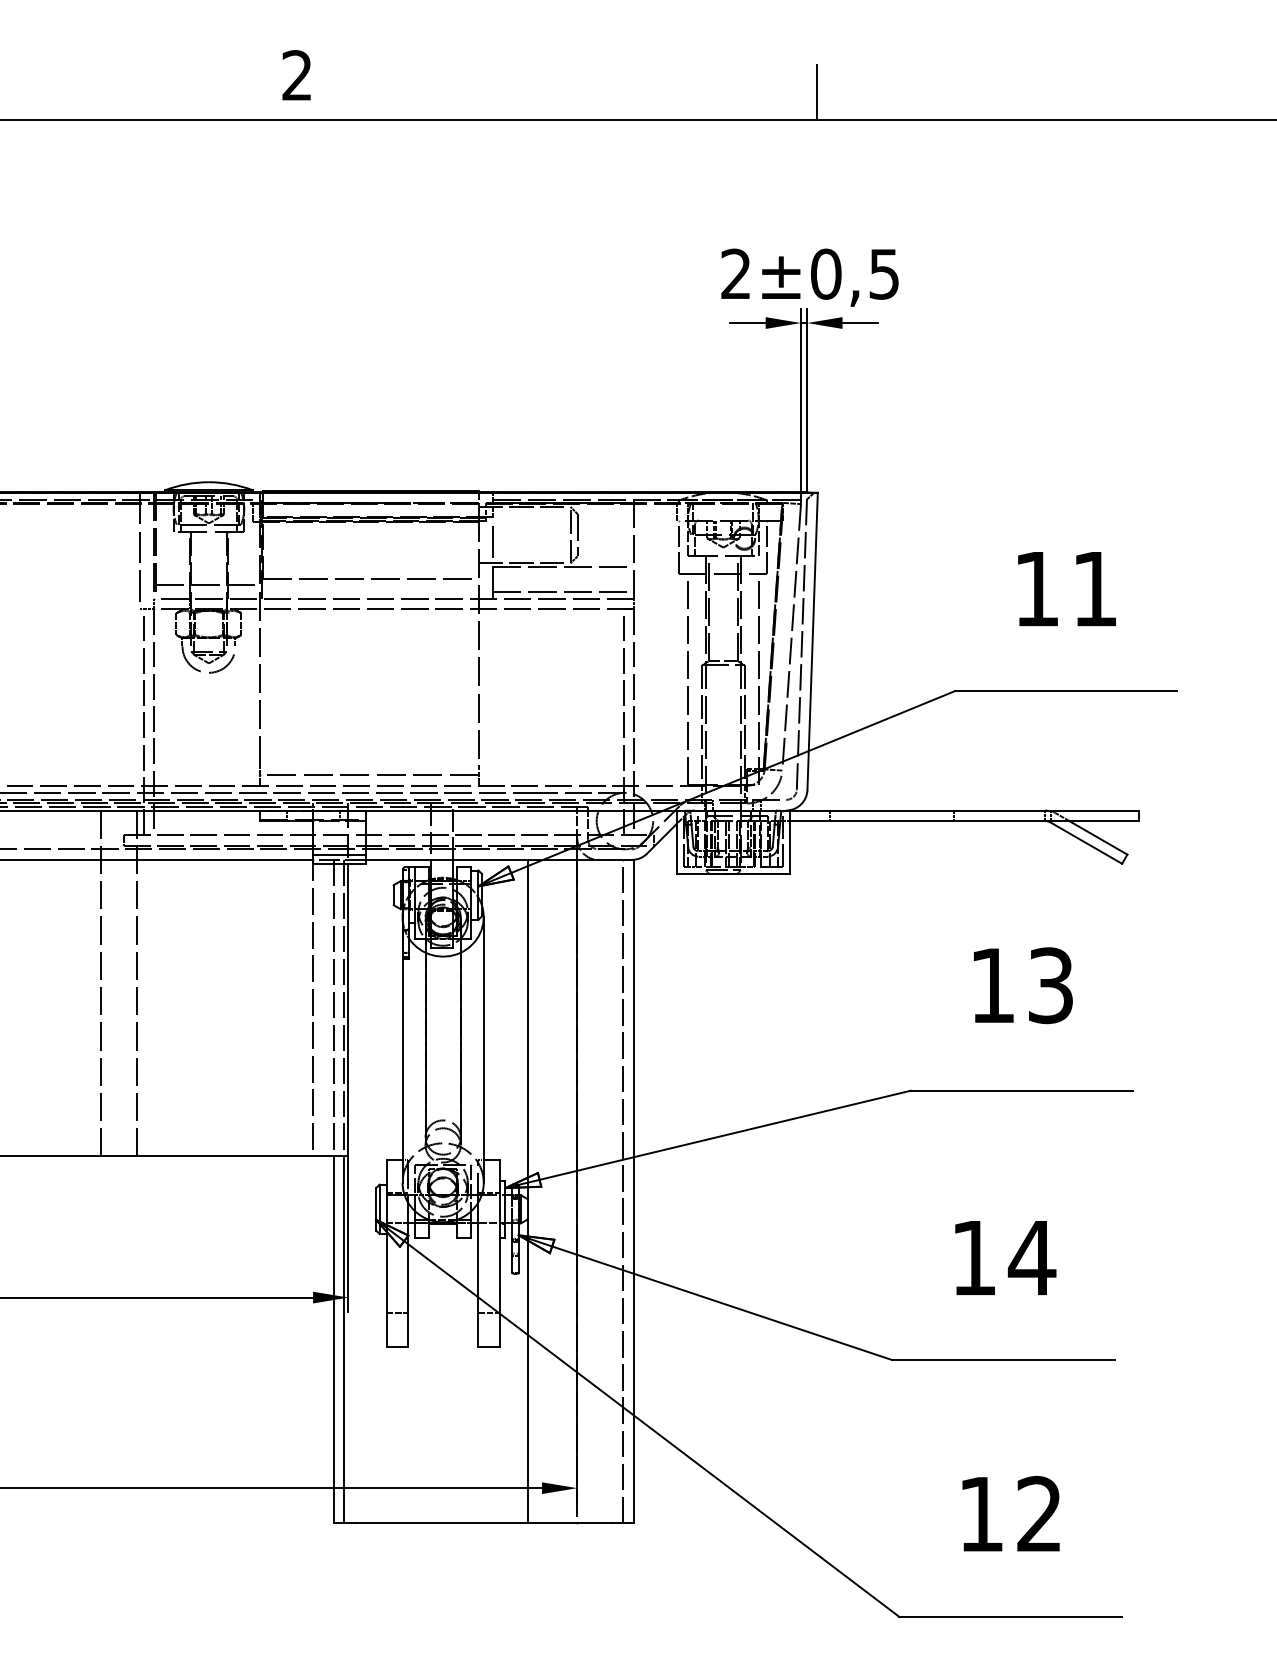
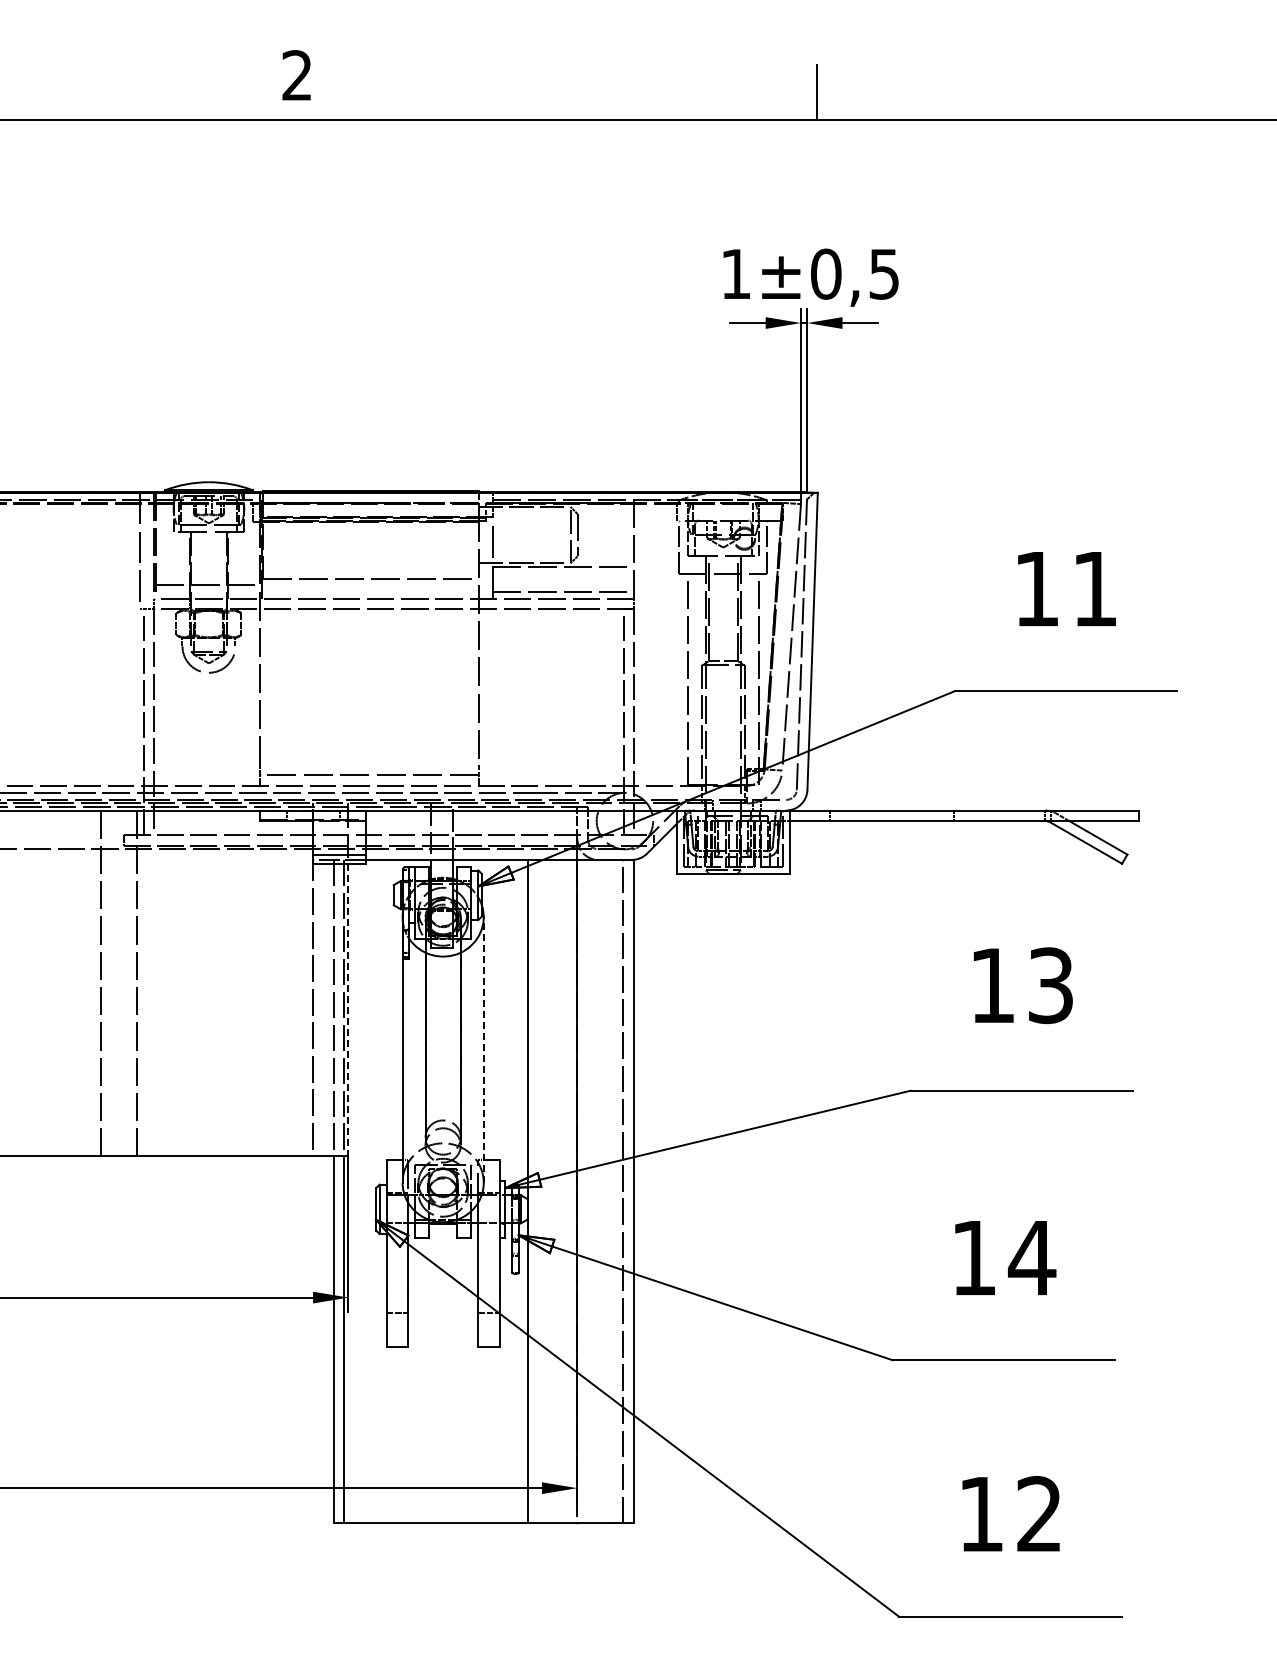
text: 2 -> 1 (735, 273)
line: present -> none (157, 859)
line: solid -> dashed (348, 1010)
line: solid -> dashed (483, 1049)
